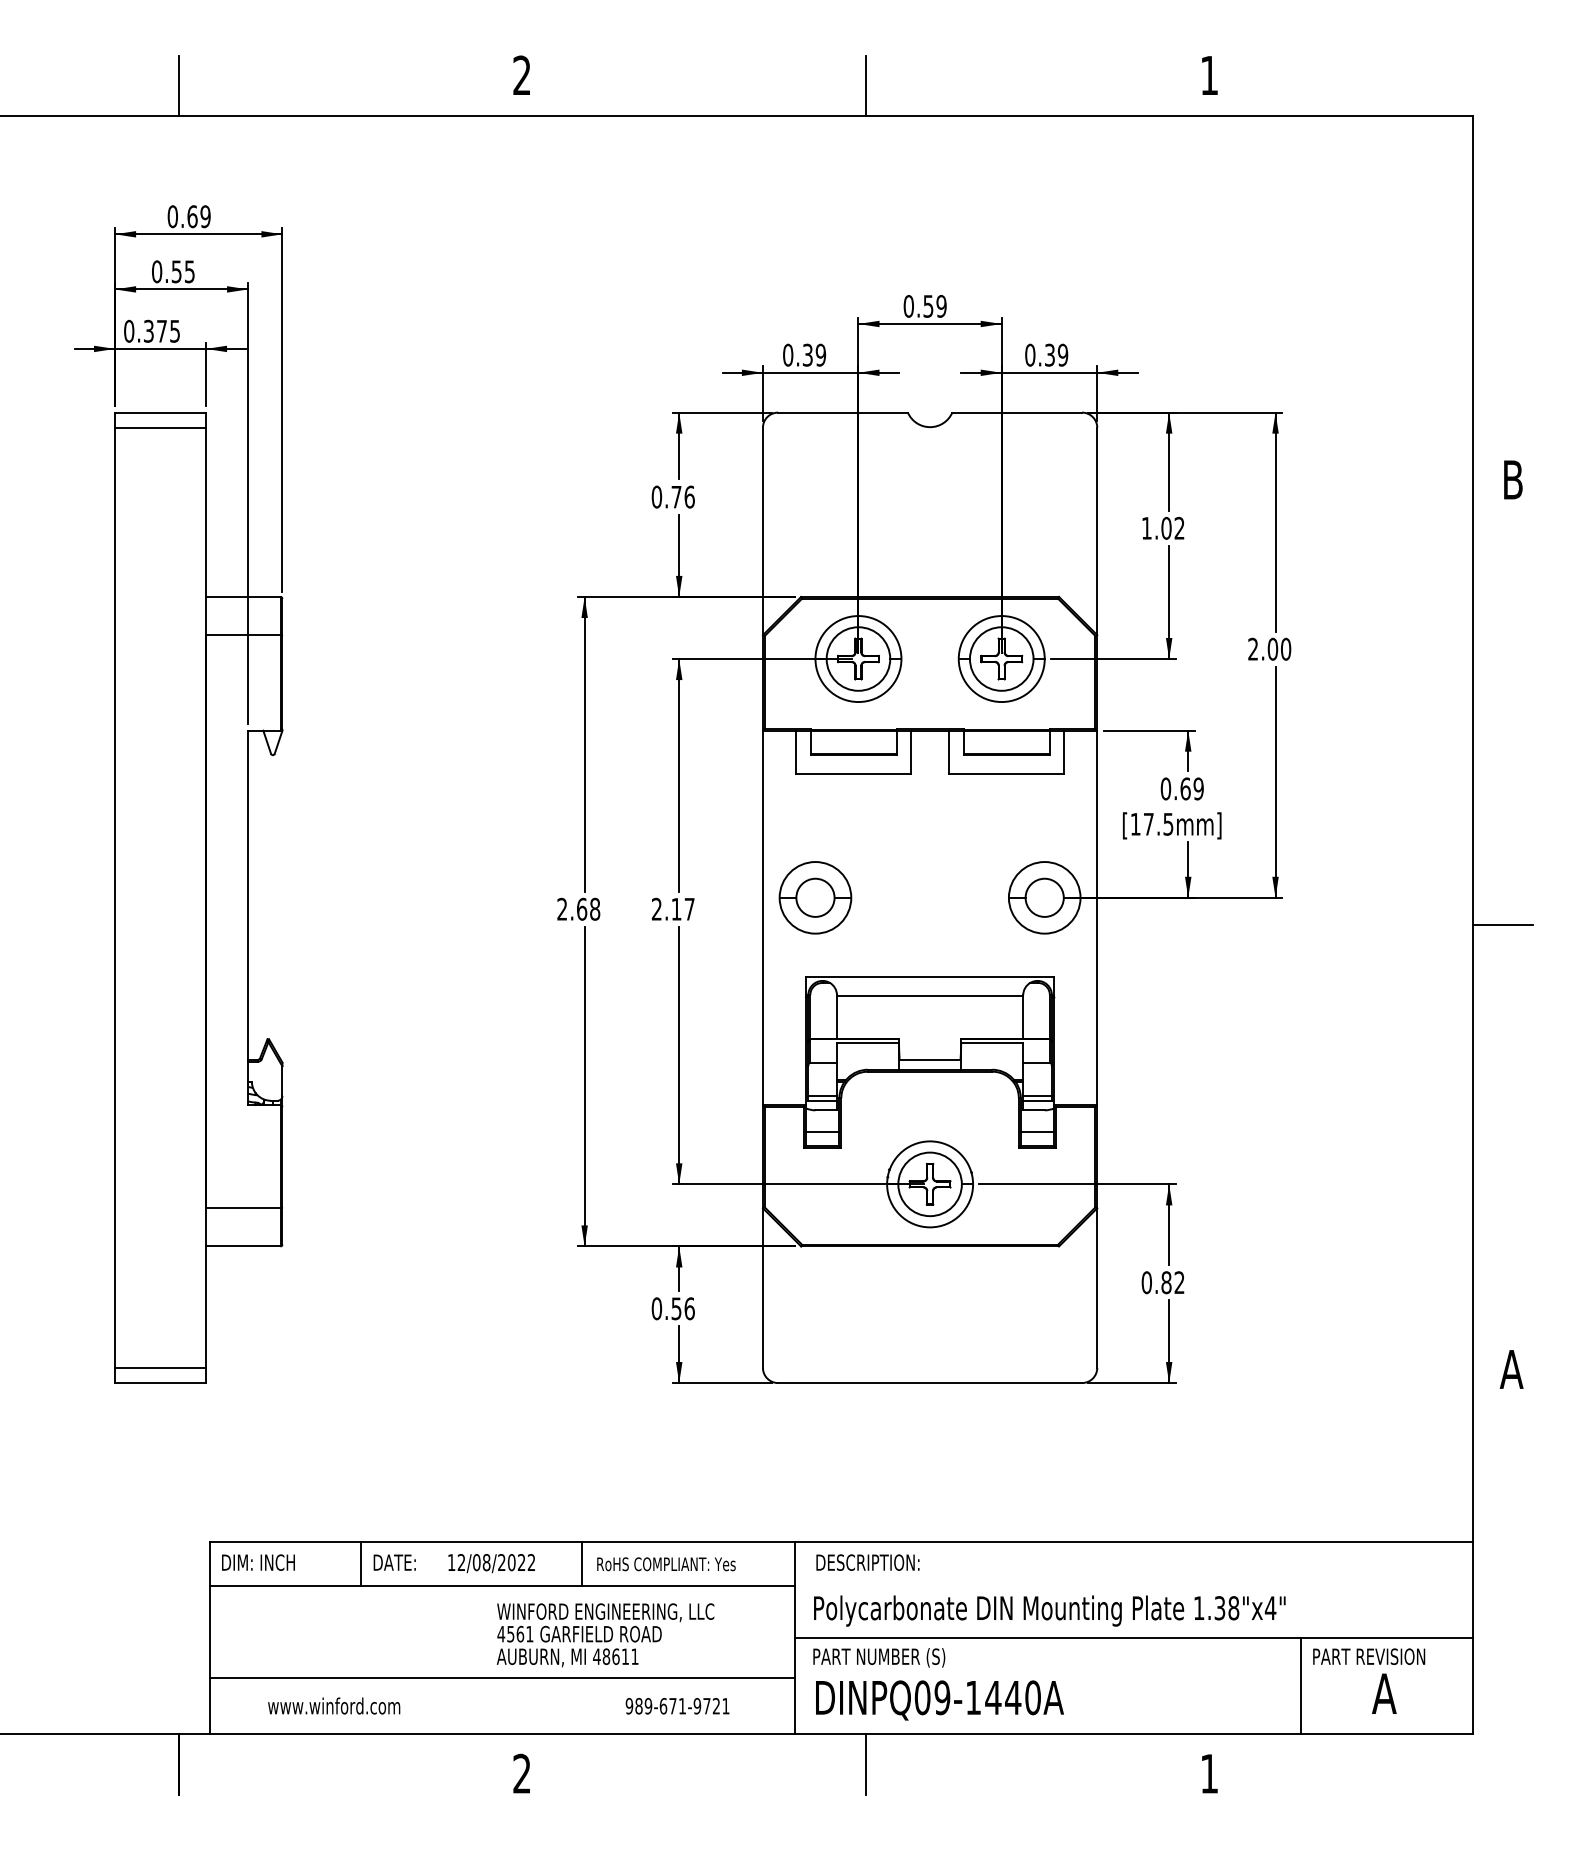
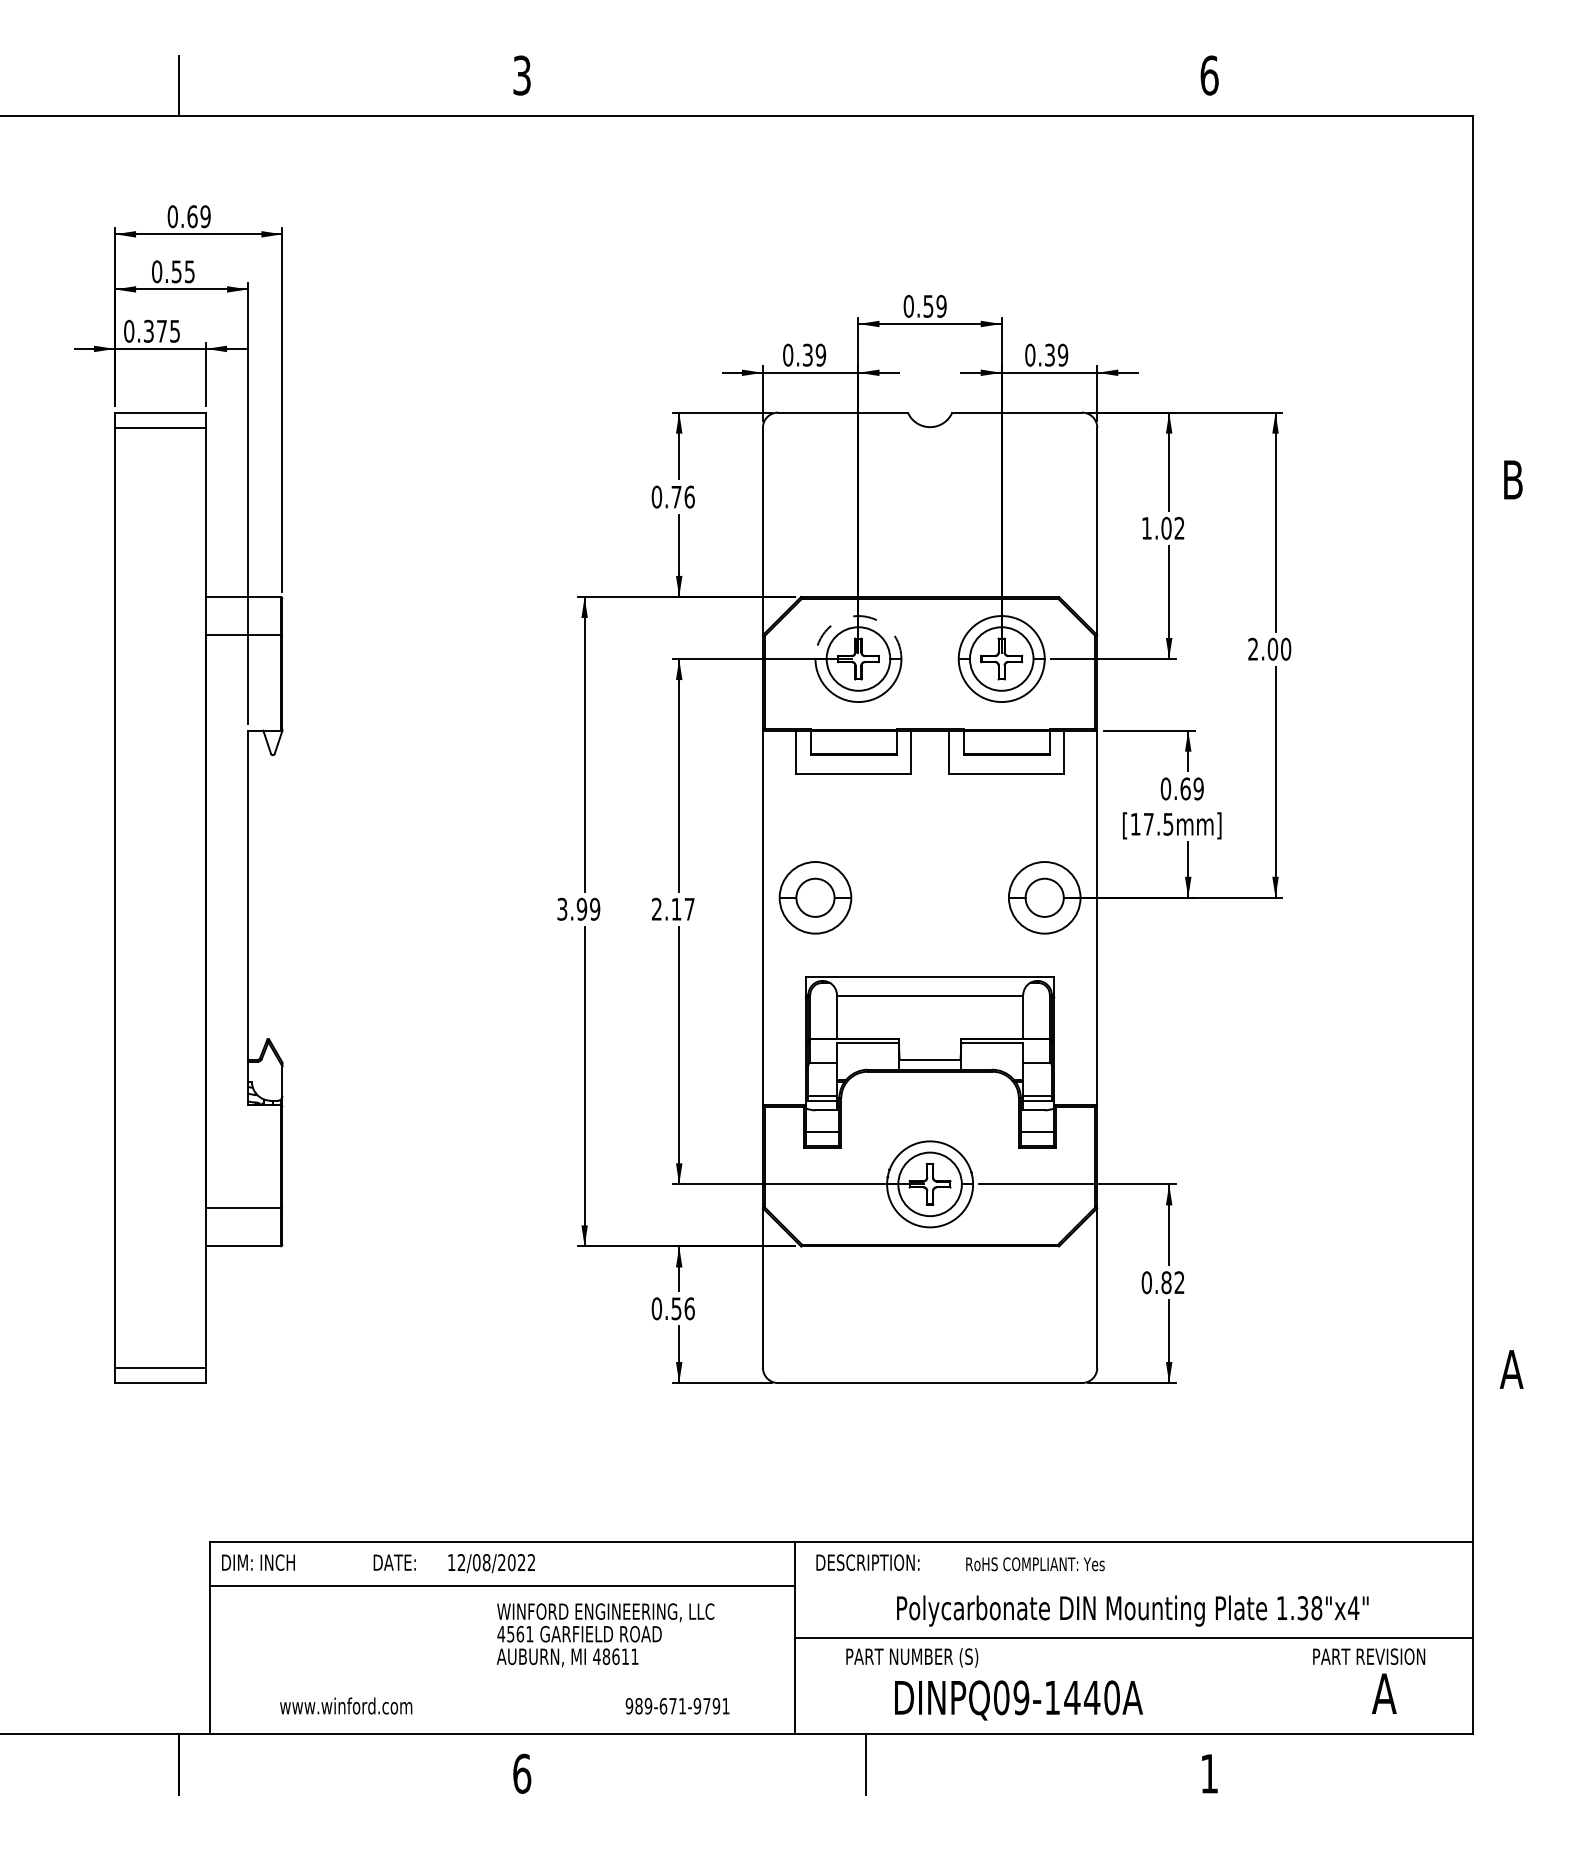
text: 2 -> 3 (521, 75)
text: 1 -> 6 (1209, 75)
line: present -> none (866, 85)
arc: solid -> dashed (858, 616)
text: 2.68 -> 3.99 (578, 908)
line: present -> none (1502, 925)
line: present -> none (361, 1564)
line: present -> none (581, 1564)
text position: (666, 1564) -> (1035, 1564) (1035, 1564)
text position: (1049, 1610) -> (1132, 1610) (1132, 1610)
text position: (879, 1657) -> (912, 1657) (912, 1657)
line: present -> none (502, 1677)
line: present -> none (1300, 1685)
text position: (939, 1700) -> (1018, 1700) (1018, 1700)
text position: (334, 1705) -> (346, 1705) (346, 1705)
text: 989-671-9721 -> 989-671-9791 (716, 1706)
text: 2 -> 6 (522, 1773)
